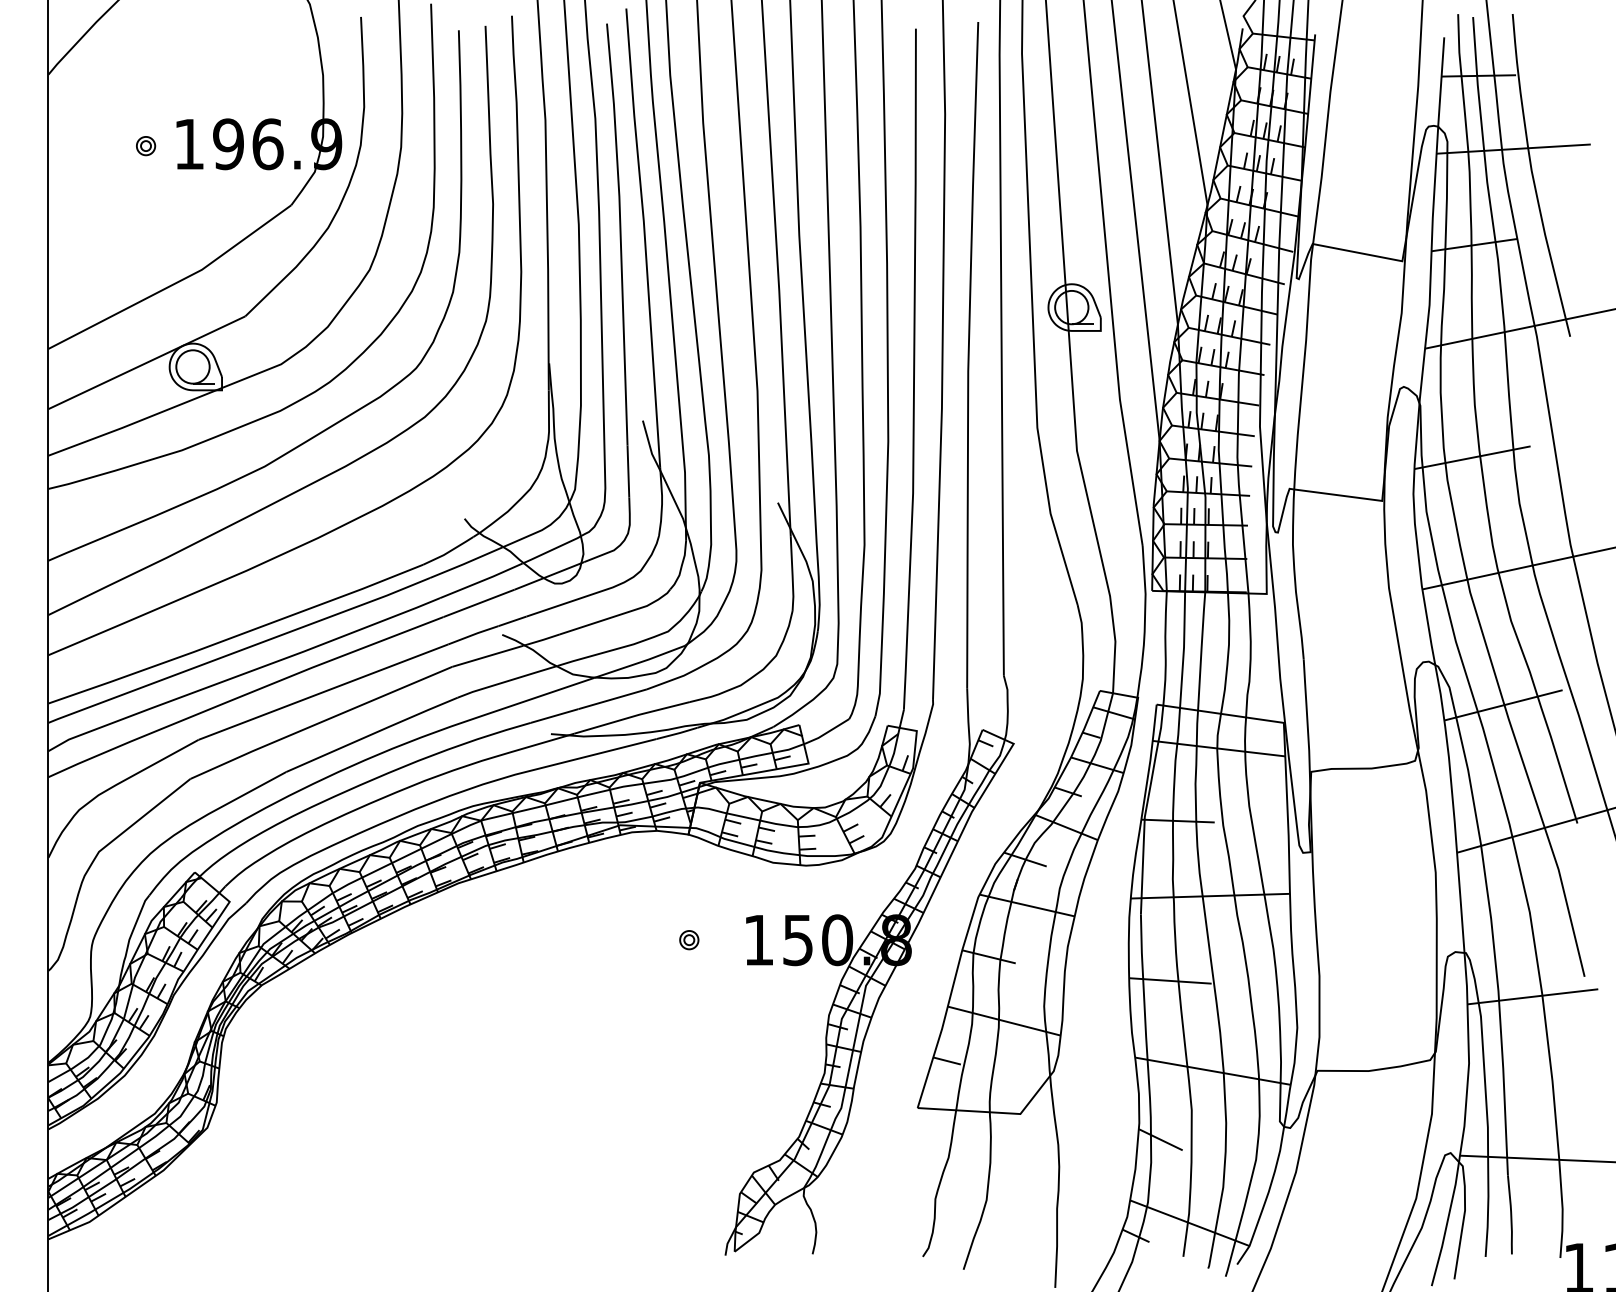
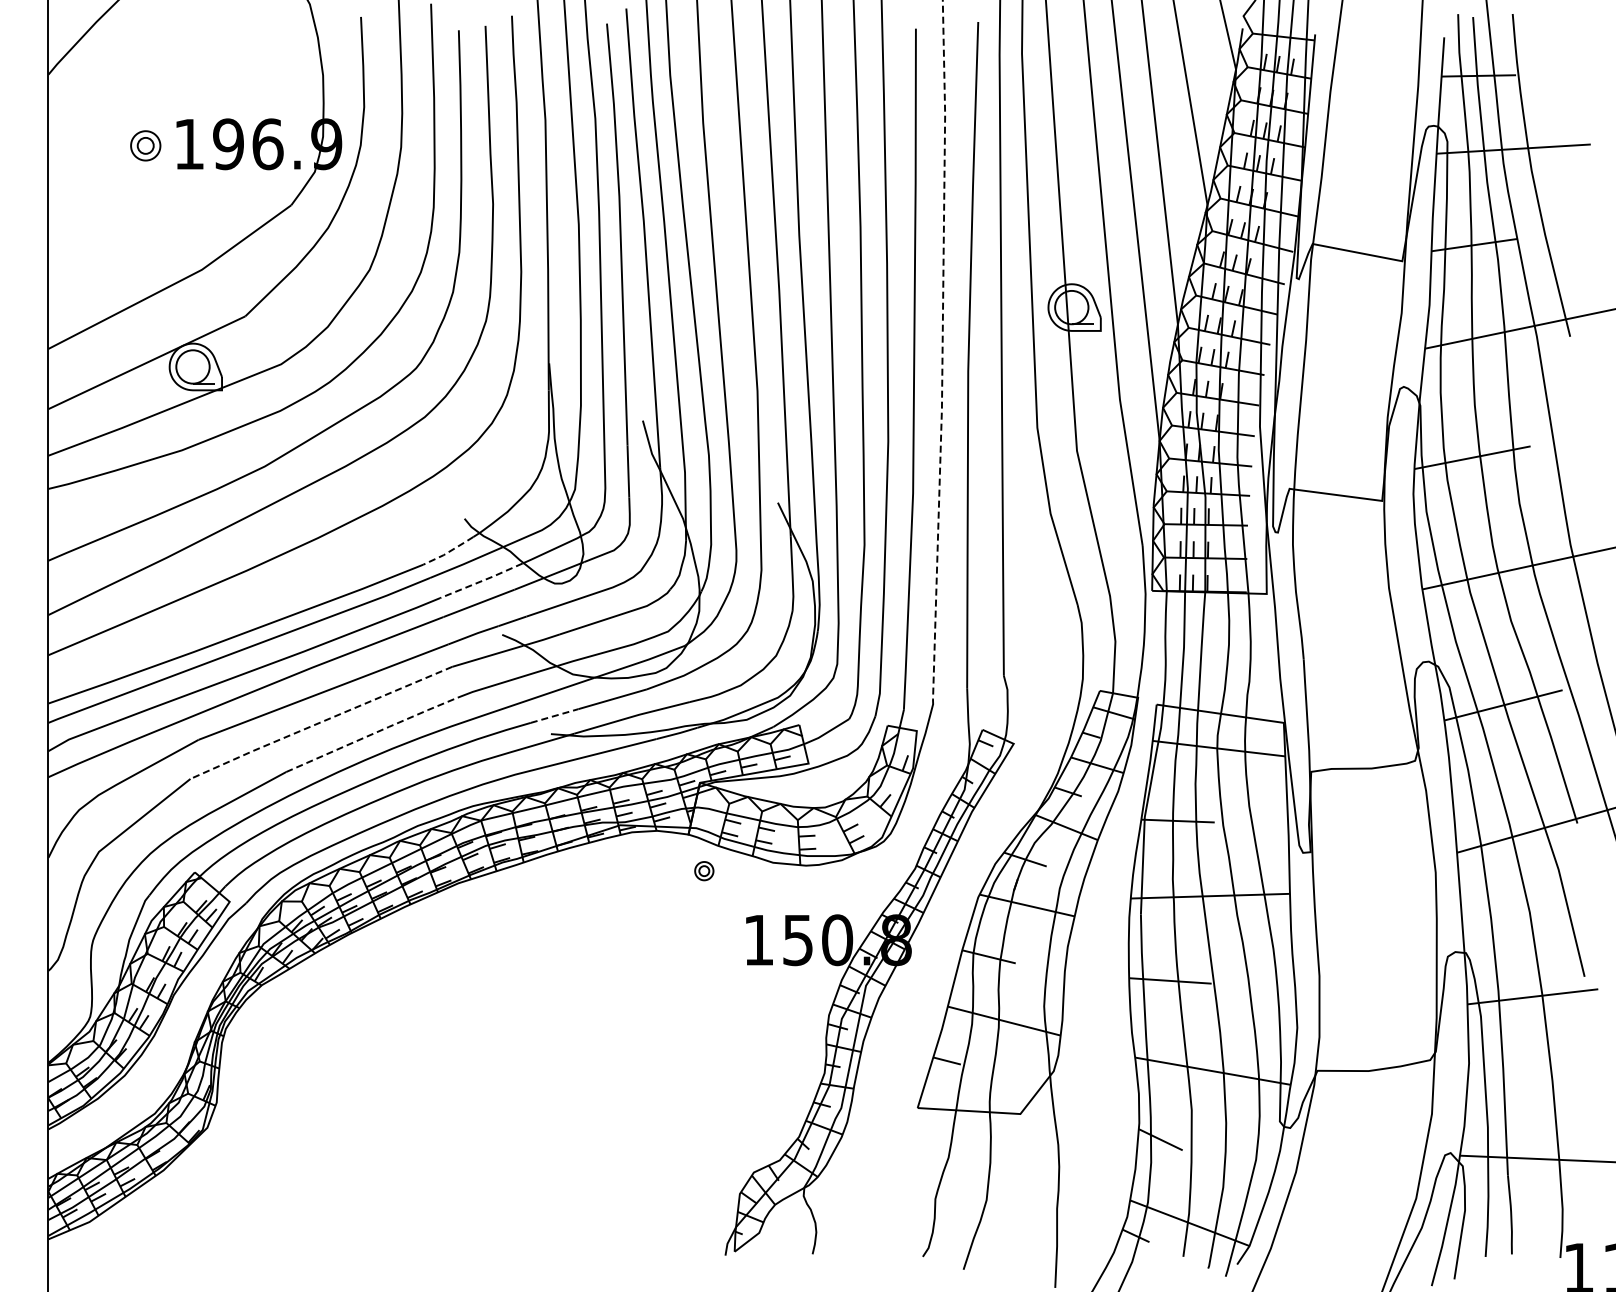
part size: 21x21 px -> 32x32 px (145, 145)
line: solid -> dashed (942, 350)
line: solid -> dashed (448, 552)
line: solid -> dashed (481, 581)
line: solid -> dashed (554, 716)
line: solid -> dashed (320, 722)
line: solid -> dashed (373, 733)
part position: (689, 940) -> (704, 871) (704, 871)
